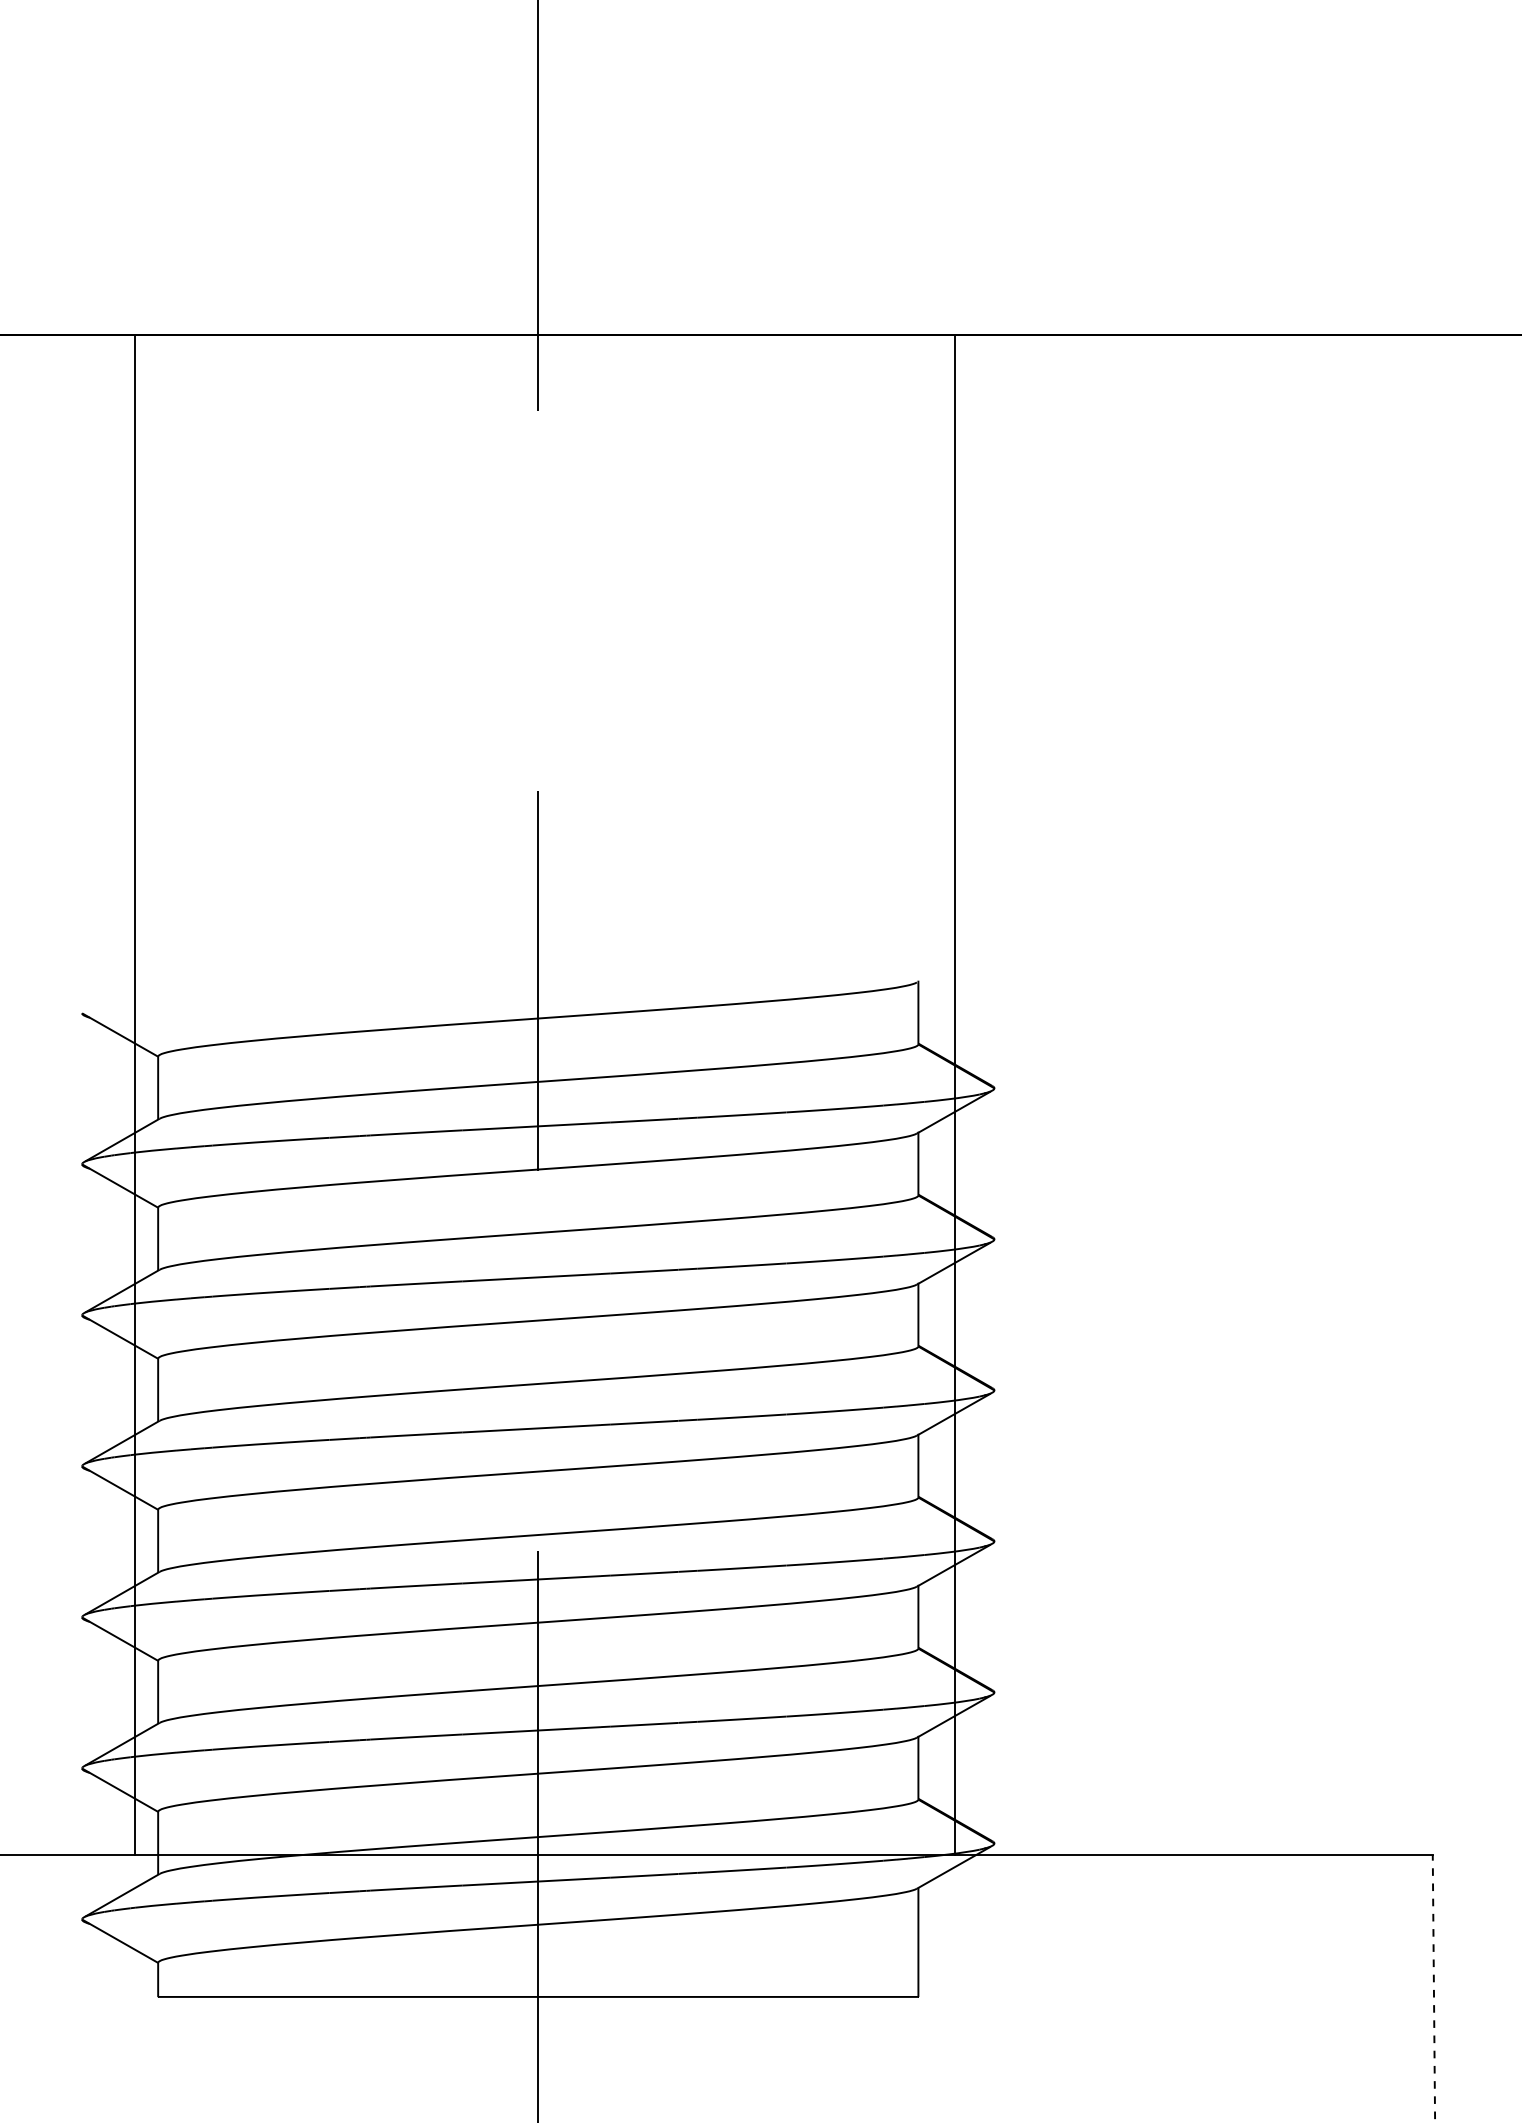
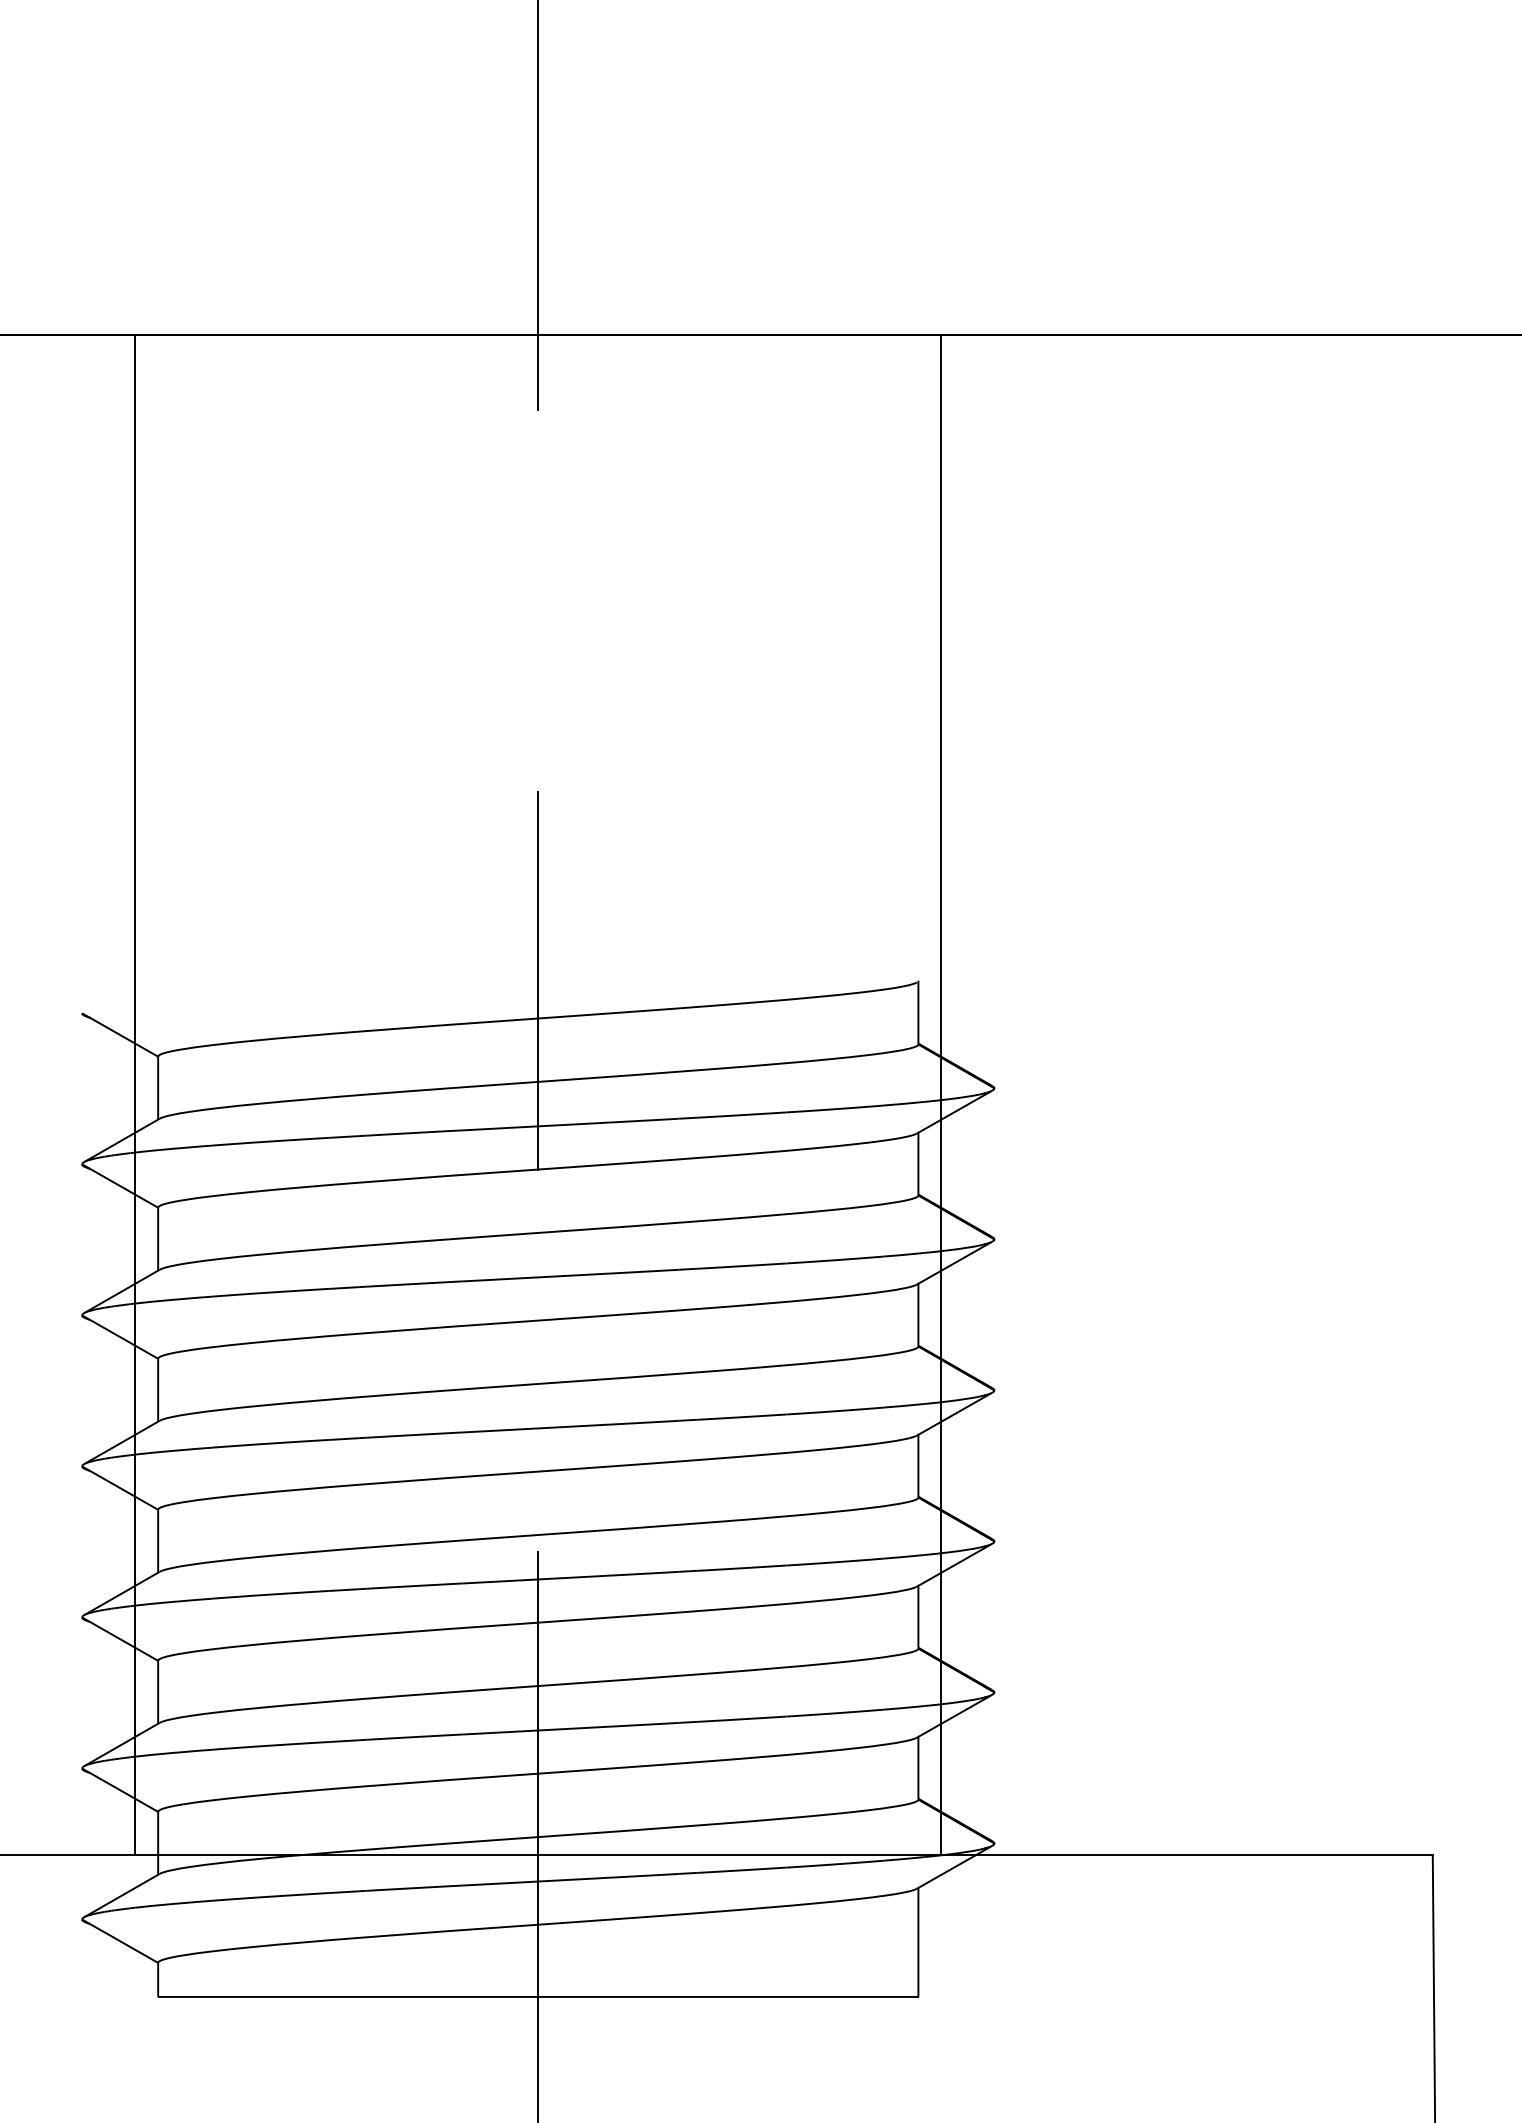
line position: (955, 1094) -> (941, 1094) (941, 1094)
line: dashed -> solid (1433, 1988)
